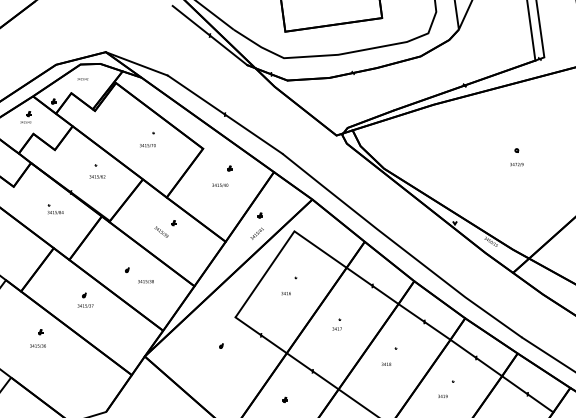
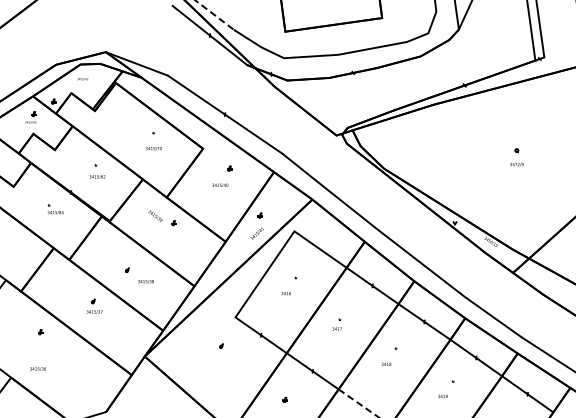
line: solid -> dashed (214, 15)
part position: (25, 117) -> (30, 117) (30, 117)
text position: (147, 145) -> (153, 148) (153, 148)
text position: (161, 231) -> (155, 215) (155, 215)
part position: (85, 299) -> (94, 305) (94, 305)
text position: (37, 345) -> (37, 368) (37, 368)
line: solid -> dashed (358, 403)
